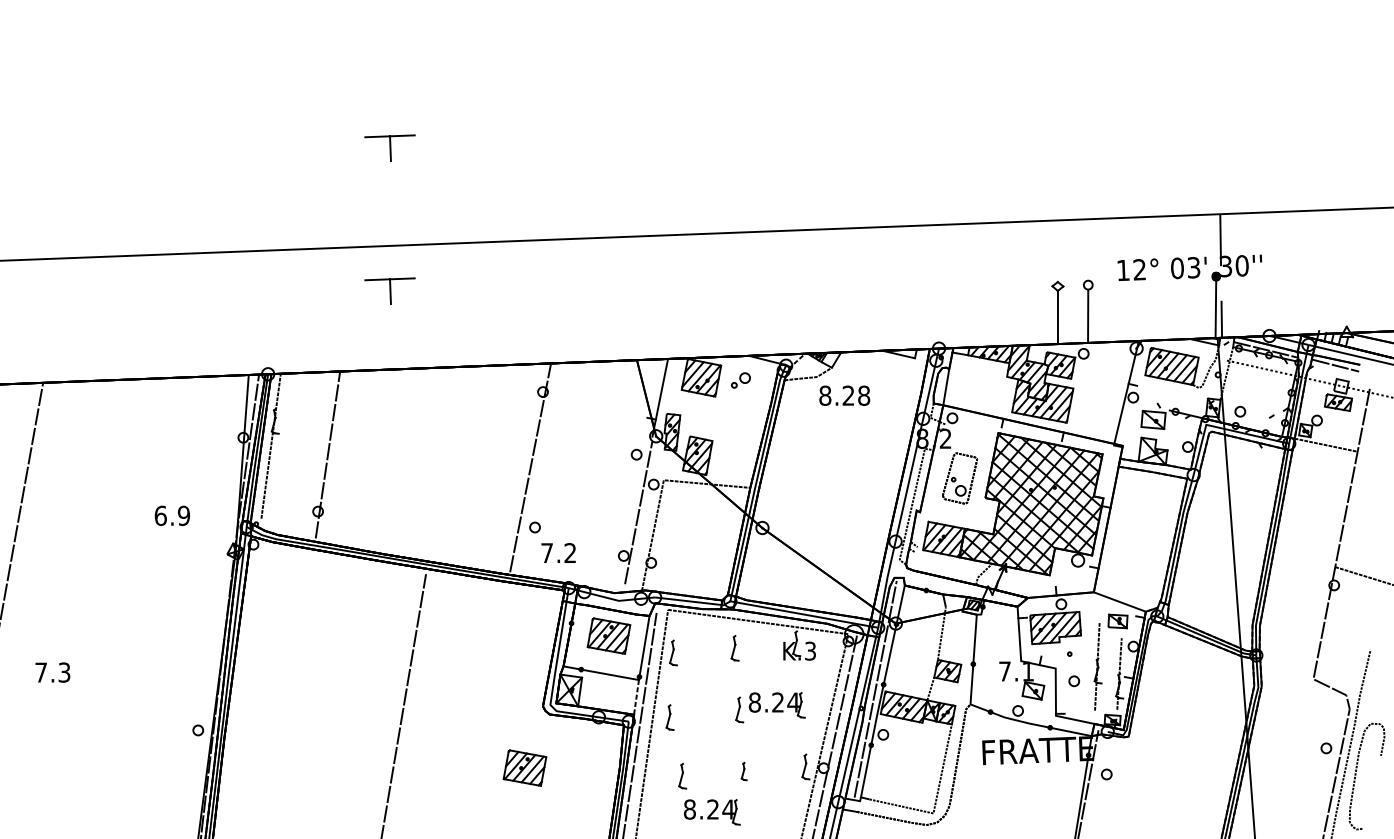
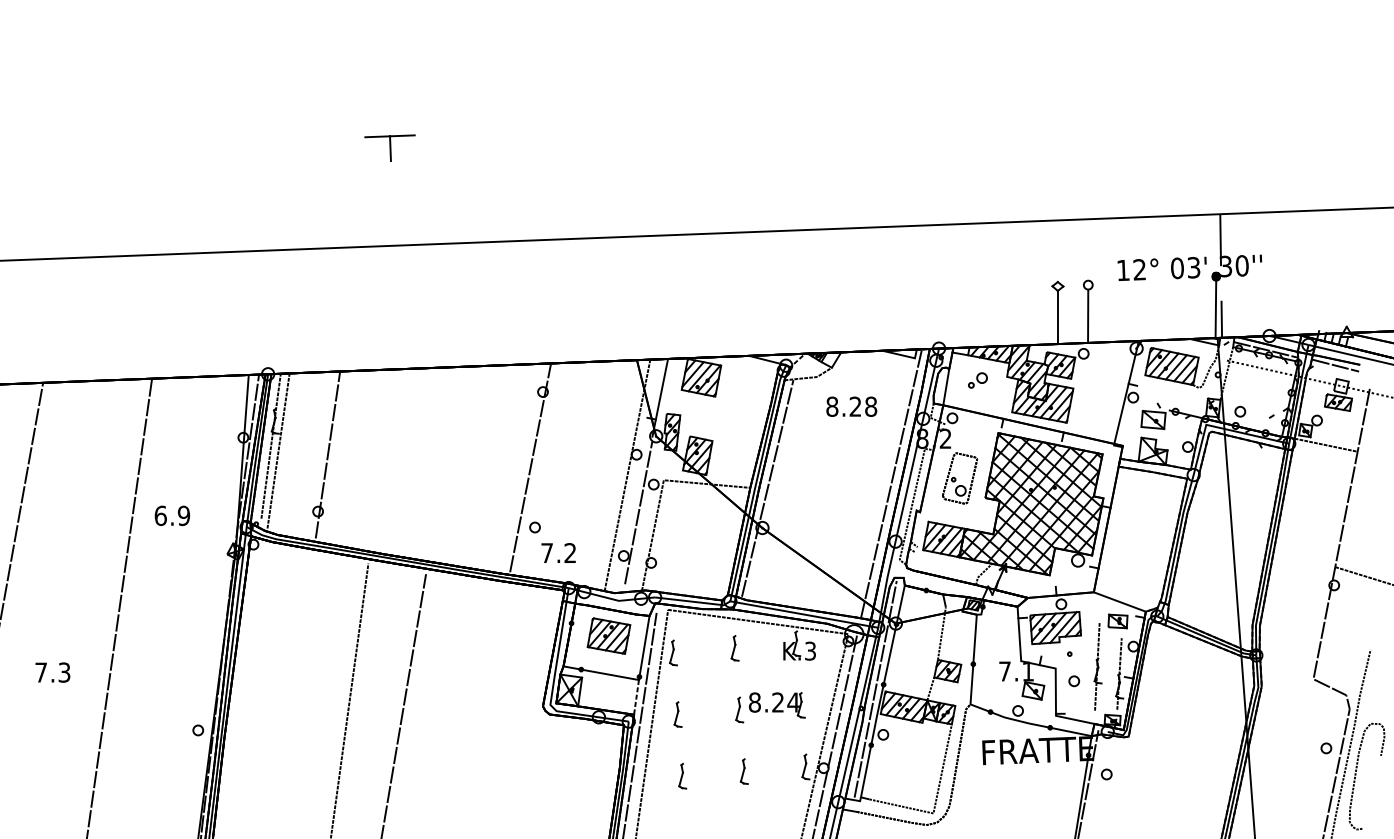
part: present -> none (389, 290)
part position: (740, 380) -> (977, 380) (977, 380)
text position: (844, 395) -> (851, 406) (851, 406)
line: none -> present (278, 450)
line: none -> present (627, 475)
line: none -> present (891, 483)
line: none -> present (767, 488)
line: none -> present (119, 606)
line: none -> present (349, 699)
part position: (669, 717) -> (677, 714) (677, 714)
part: present -> none (524, 767)
part size: 8x21 px -> 10x27 px (743, 771)
part: present -> none (712, 812)
